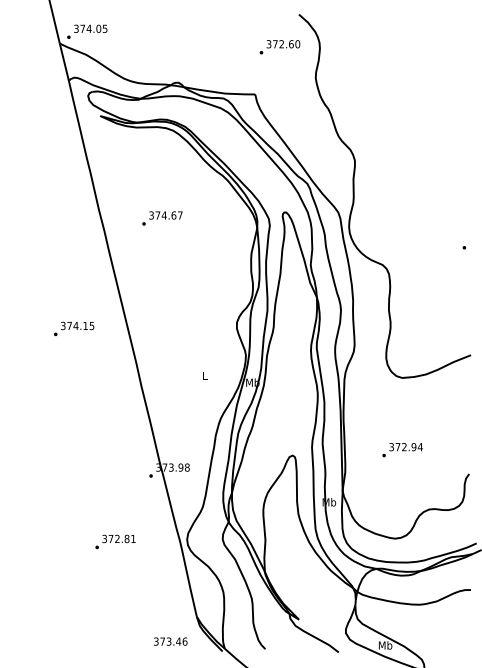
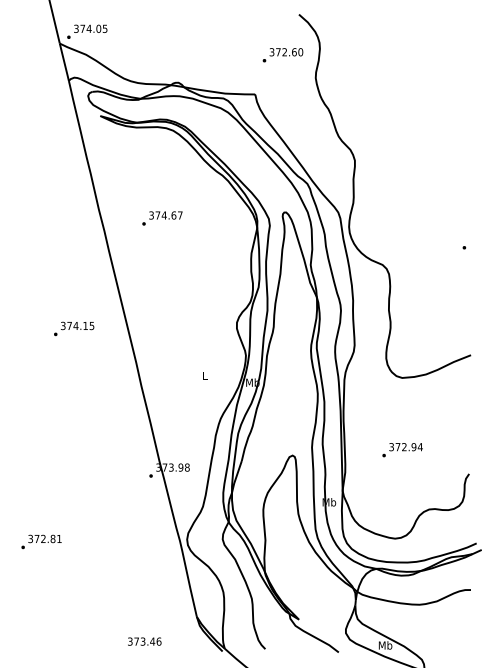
text position: (279, 47) -> (282, 55) (282, 55)
text position: (115, 541) -> (41, 541) (41, 541)
text position: (170, 641) -> (144, 641) (144, 641)
